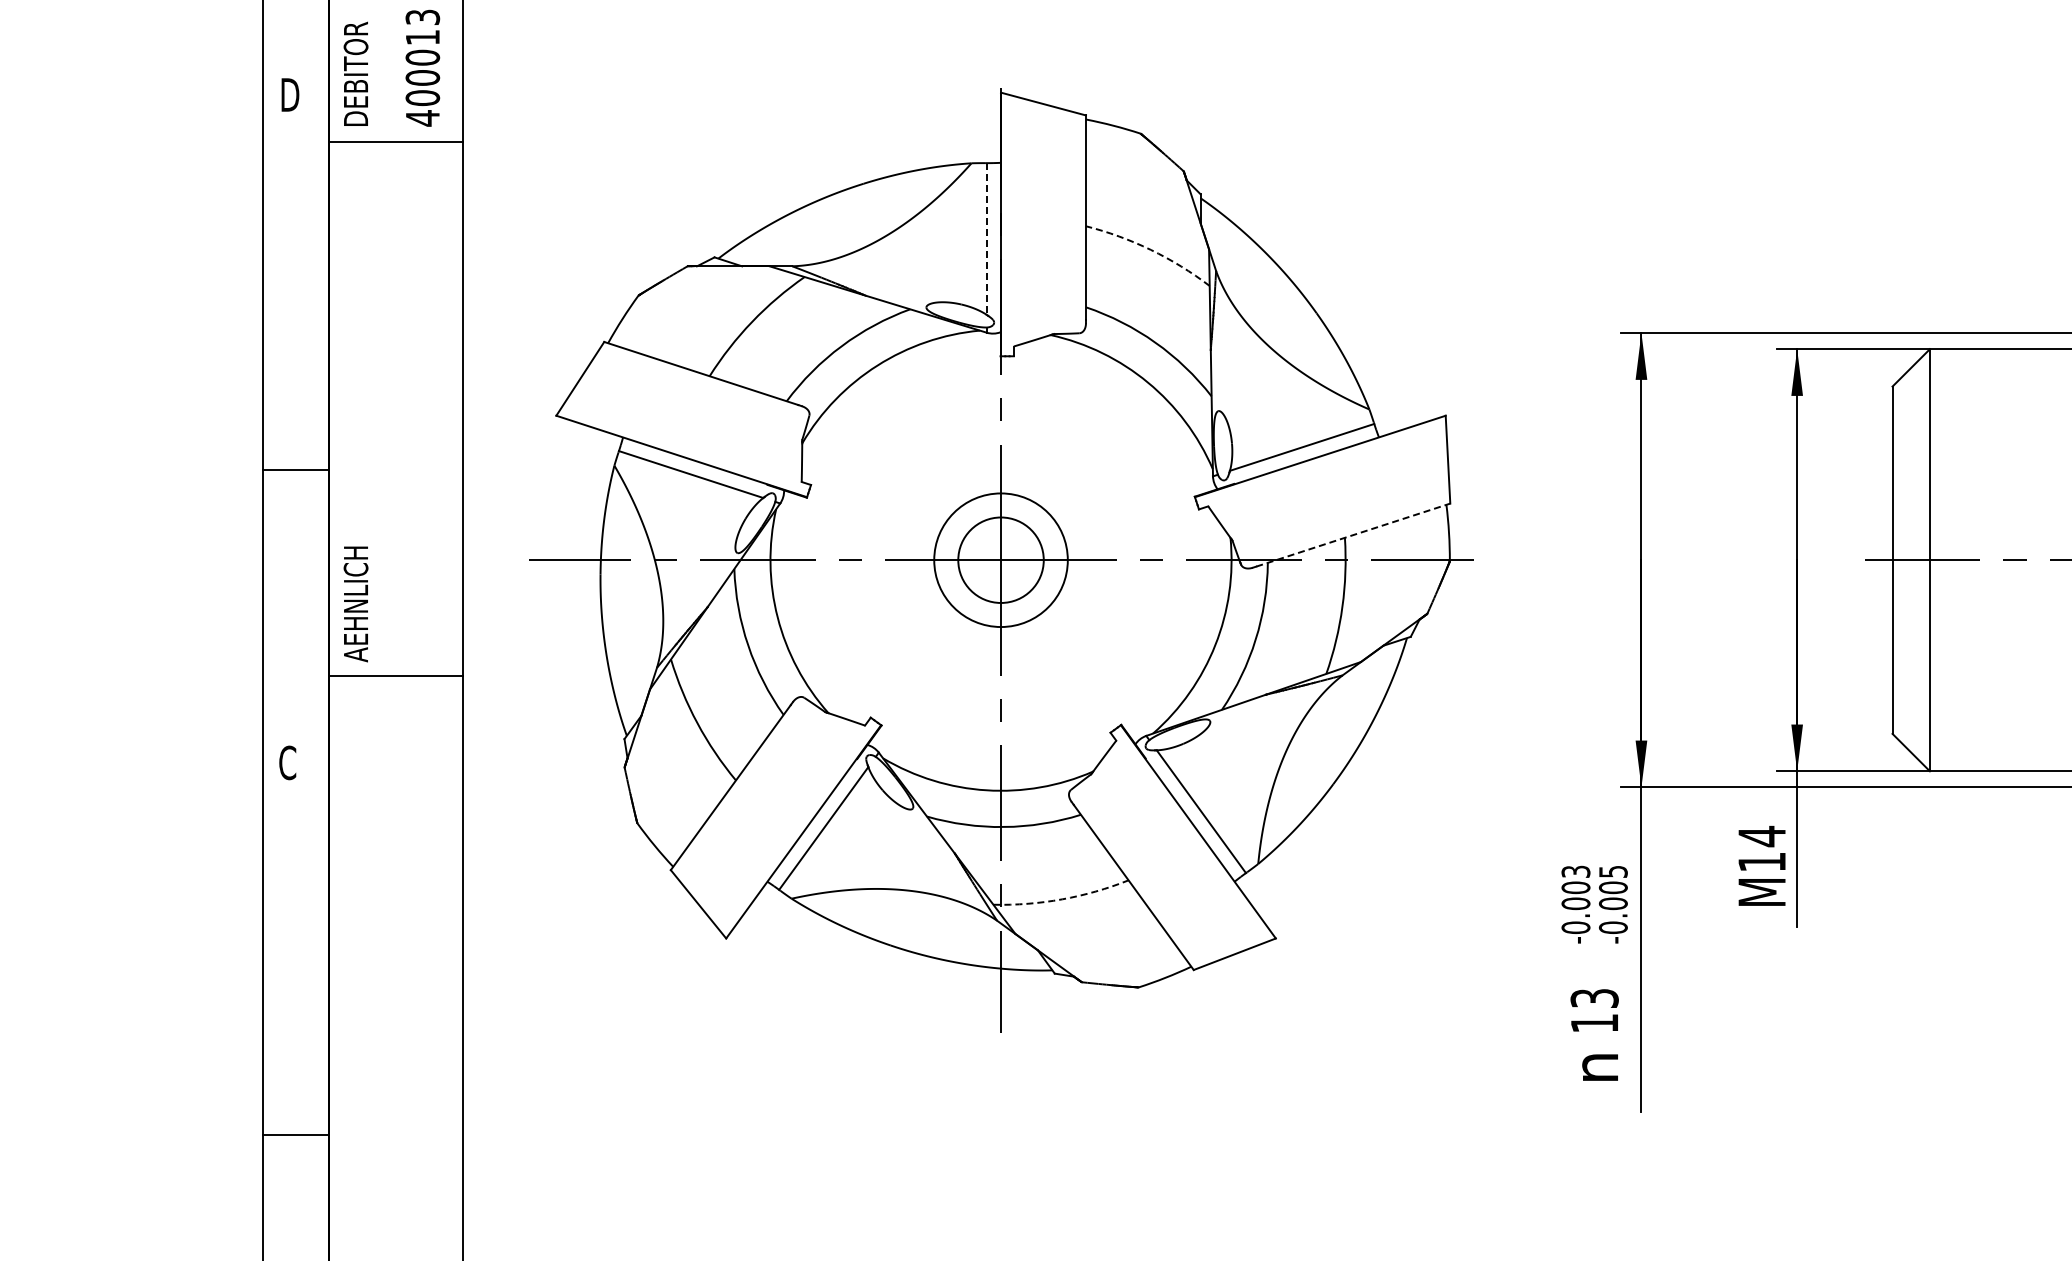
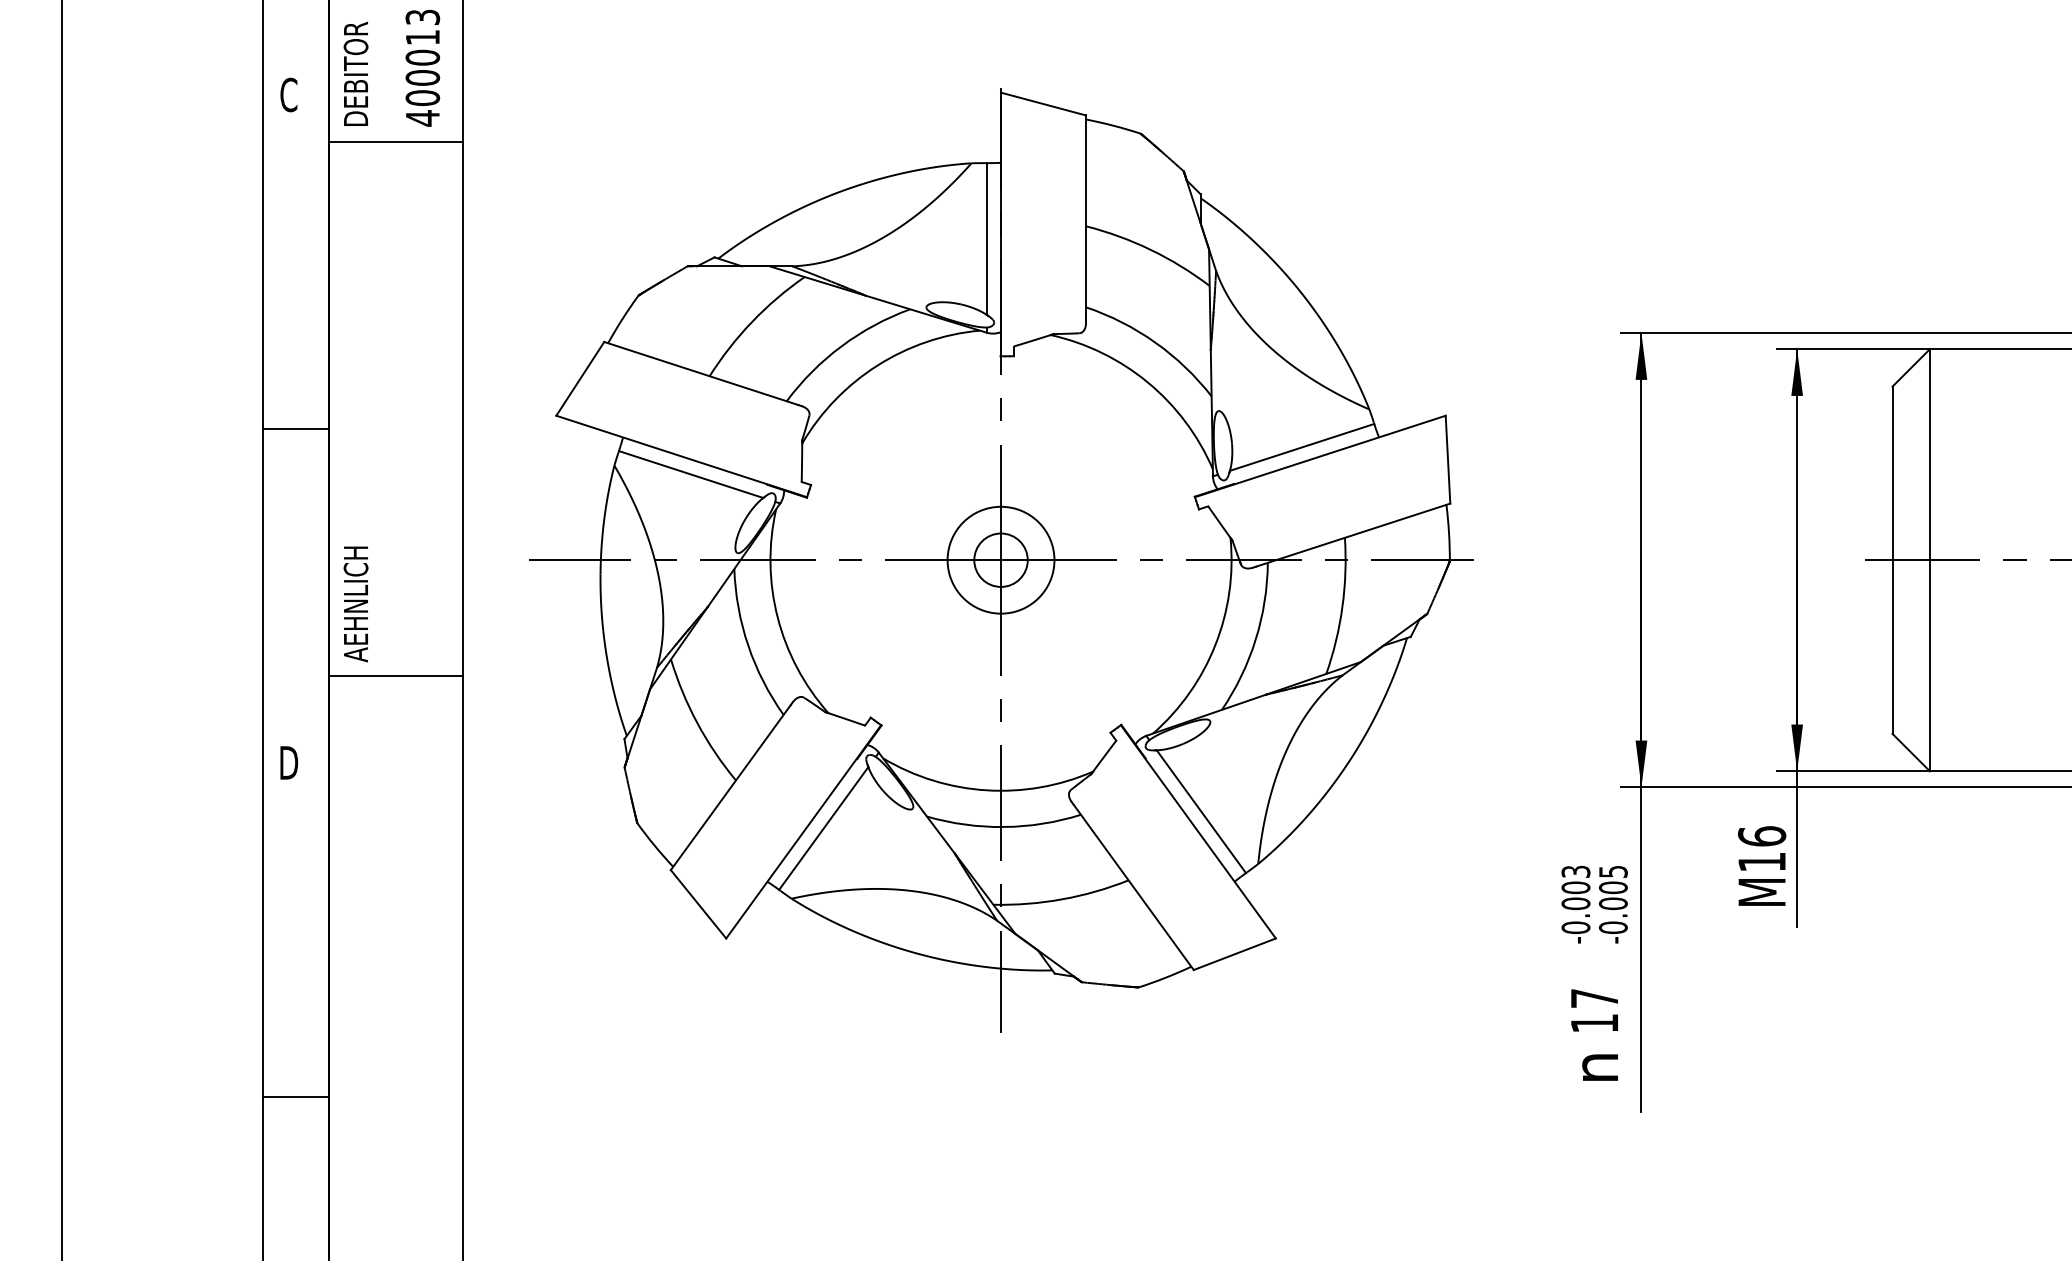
text: D -> C (289, 94)
line: dashed -> solid (986, 239)
arc: dashed -> solid (1150, 249)
line position: (295, 469) -> (295, 428) (295, 428)
line: dashed -> solid (1353, 534)
circle diameter: 85 px -> 53 px (1000, 559)
circle diameter: 134 px -> 107 px (1000, 559)
line: none -> present (62, 629)
text: C -> D (288, 762)
text: M14 -> M16 (1762, 836)
arc: dashed -> solid (1062, 899)
text: 13 -> 17 (1594, 998)
line position: (295, 1134) -> (295, 1096) (295, 1096)
